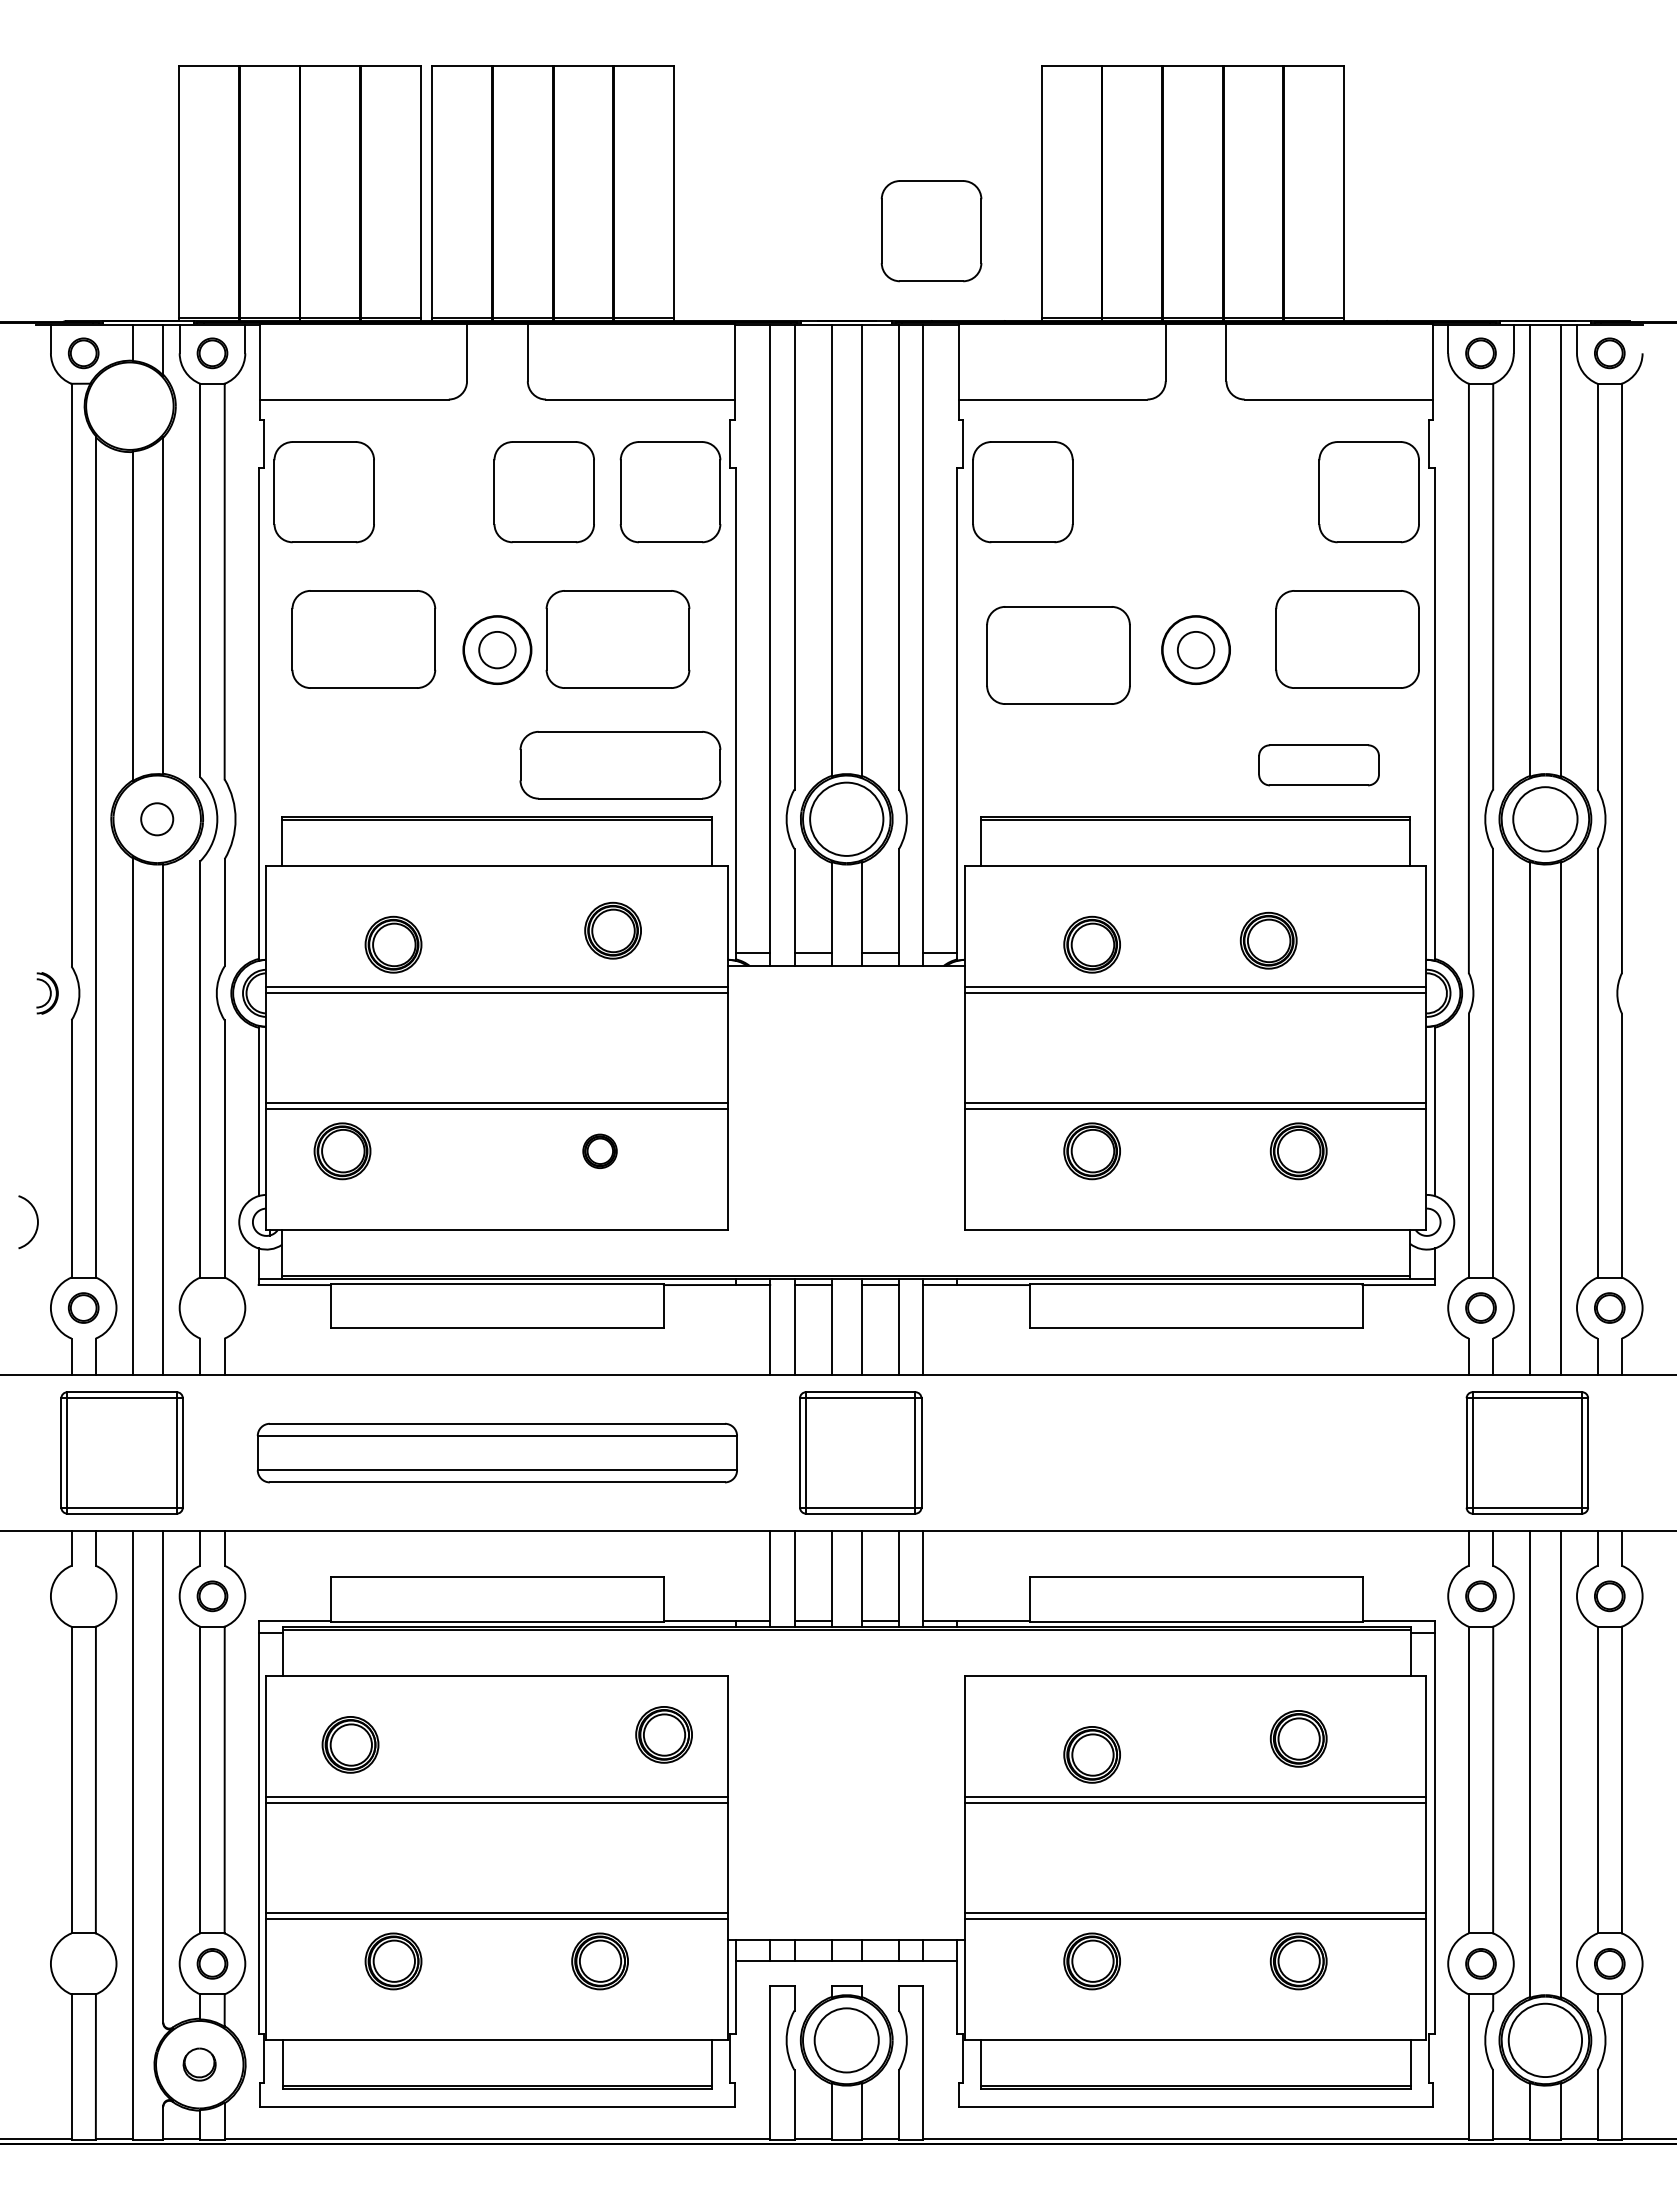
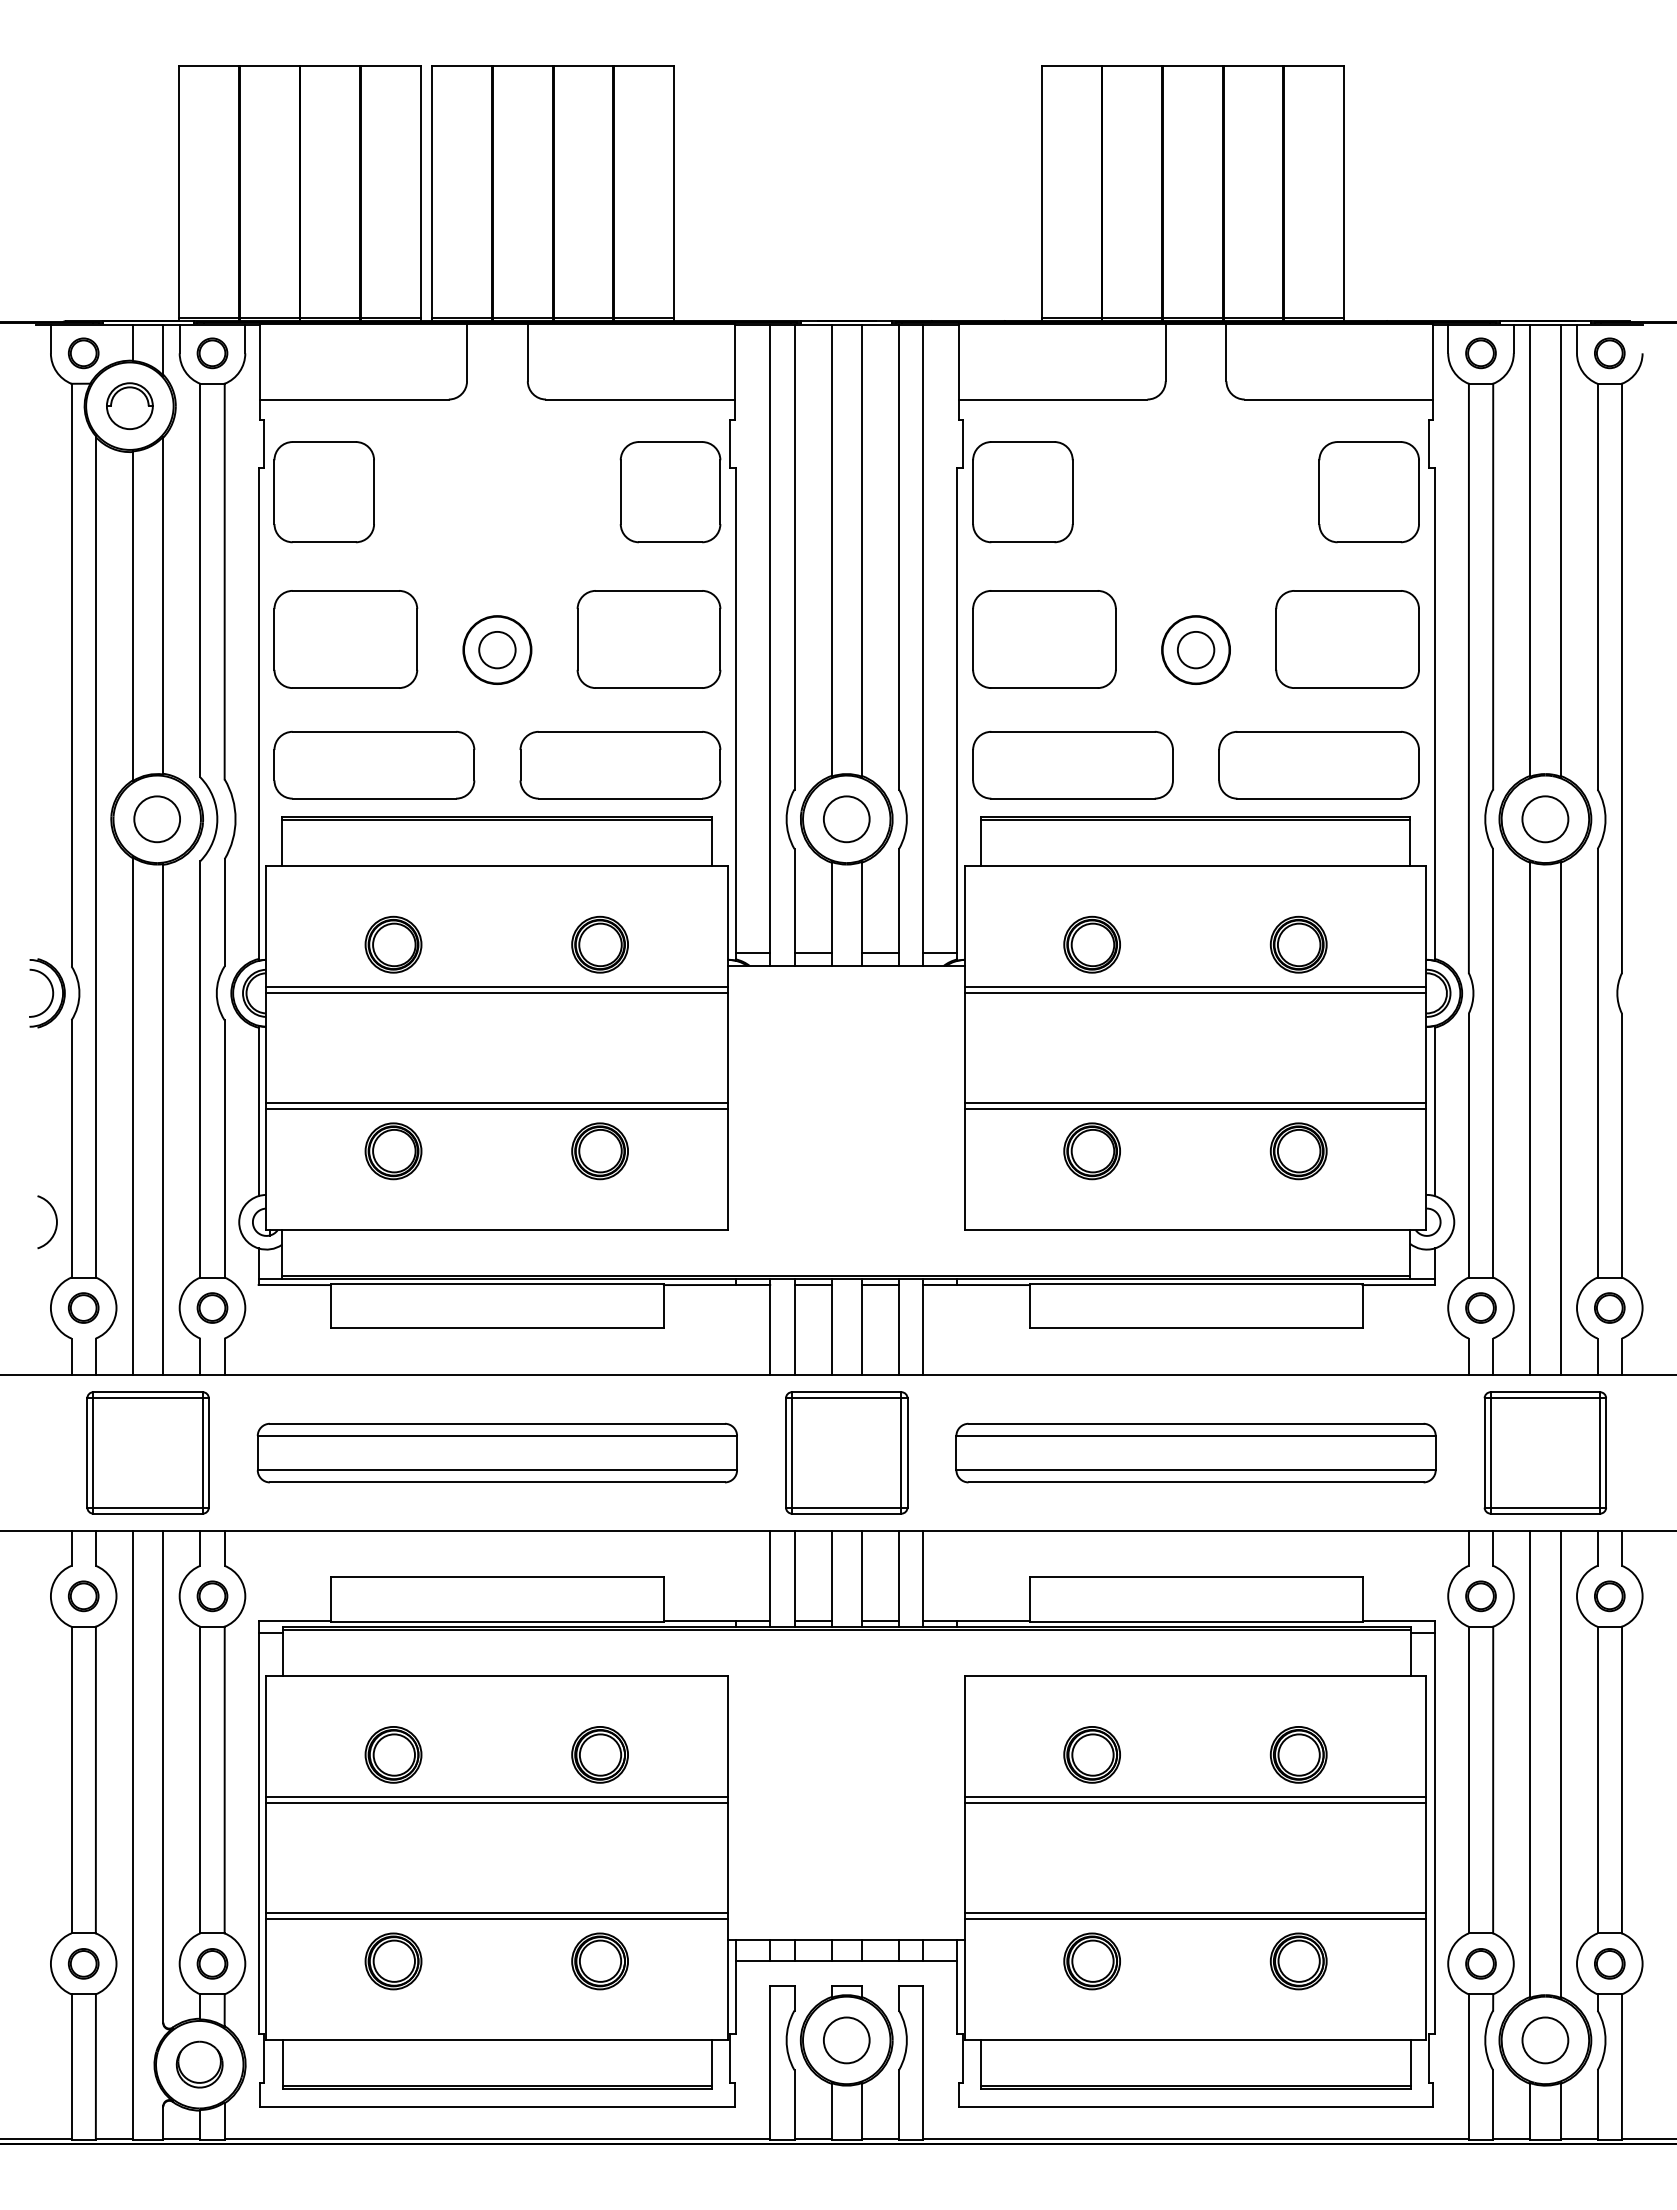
part: present -> none (931, 231)
part: none -> present (129, 405)
part: present -> none (543, 492)
part position: (363, 639) -> (345, 639) (345, 639)
part position: (617, 639) -> (648, 639) (648, 639)
part position: (1058, 655) -> (1044, 639) (1044, 639)
part: none -> present (374, 765)
part: none -> present (1072, 765)
part size: 122x43 px -> 202x69 px (1318, 765)
circle diameter: 73 px -> 46 px (846, 819)
circle diameter: 32 px -> 46 px (157, 819)
circle diameter: 64 px -> 46 px (1545, 819)
part position: (612, 930) -> (599, 944) (599, 944)
part position: (1268, 940) -> (1298, 944) (1298, 944)
part size: 23x43 px -> 37x71 px (47, 993)
part size: 36x36 px -> 58x59 px (599, 1151)
part position: (342, 1151) -> (393, 1151) (393, 1151)
arc position: (36, 1219) -> (55, 1219) (55, 1219)
part: none -> present (212, 1307)
part position: (121, 1452) -> (147, 1452) (147, 1452)
part position: (860, 1452) -> (846, 1452) (846, 1452)
part: none -> present (1195, 1452)
part position: (1526, 1452) -> (1544, 1452) (1544, 1452)
part: none -> present (83, 1596)
part position: (663, 1734) -> (599, 1754) (599, 1754)
part position: (1298, 1738) -> (1298, 1754) (1298, 1754)
part position: (350, 1744) -> (393, 1754) (393, 1754)
part: none -> present (83, 1963)
circle diameter: 64 px -> 46 px (846, 2040)
circle diameter: 73 px -> 46 px (1545, 2040)
part size: 35x35 px -> 49x49 px (199, 2064)
